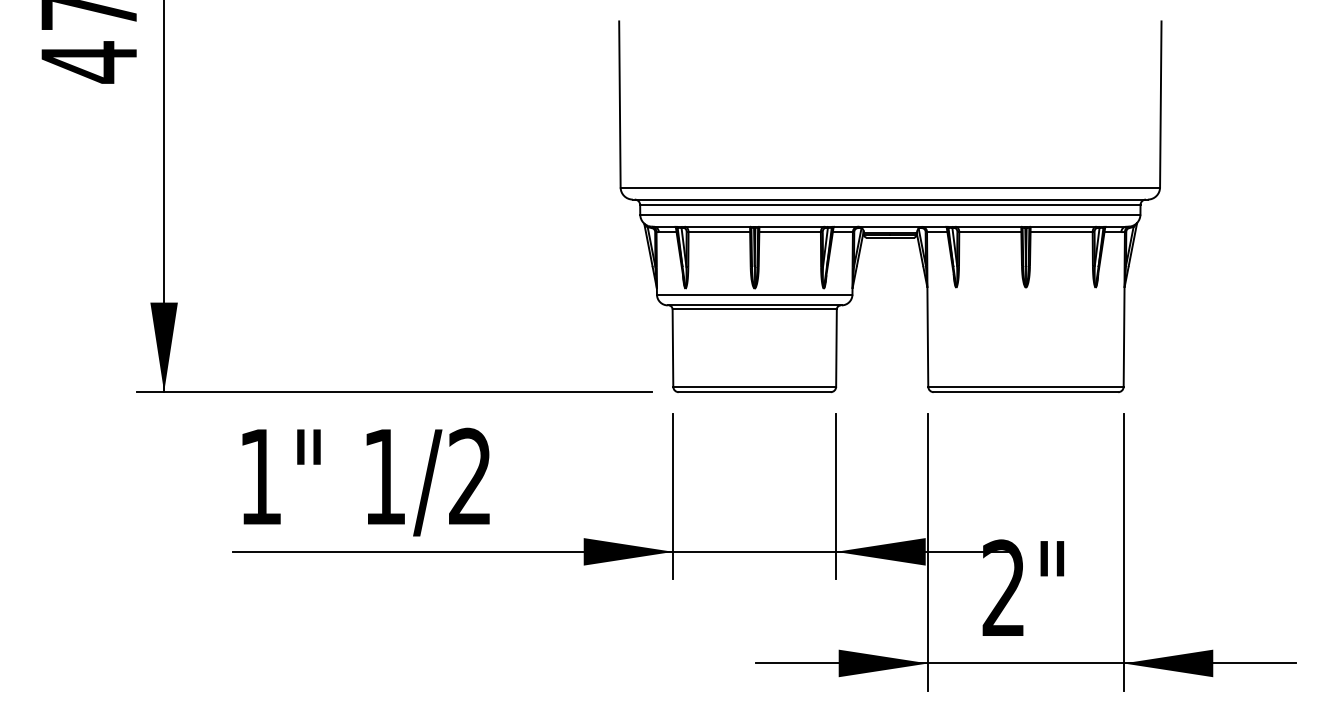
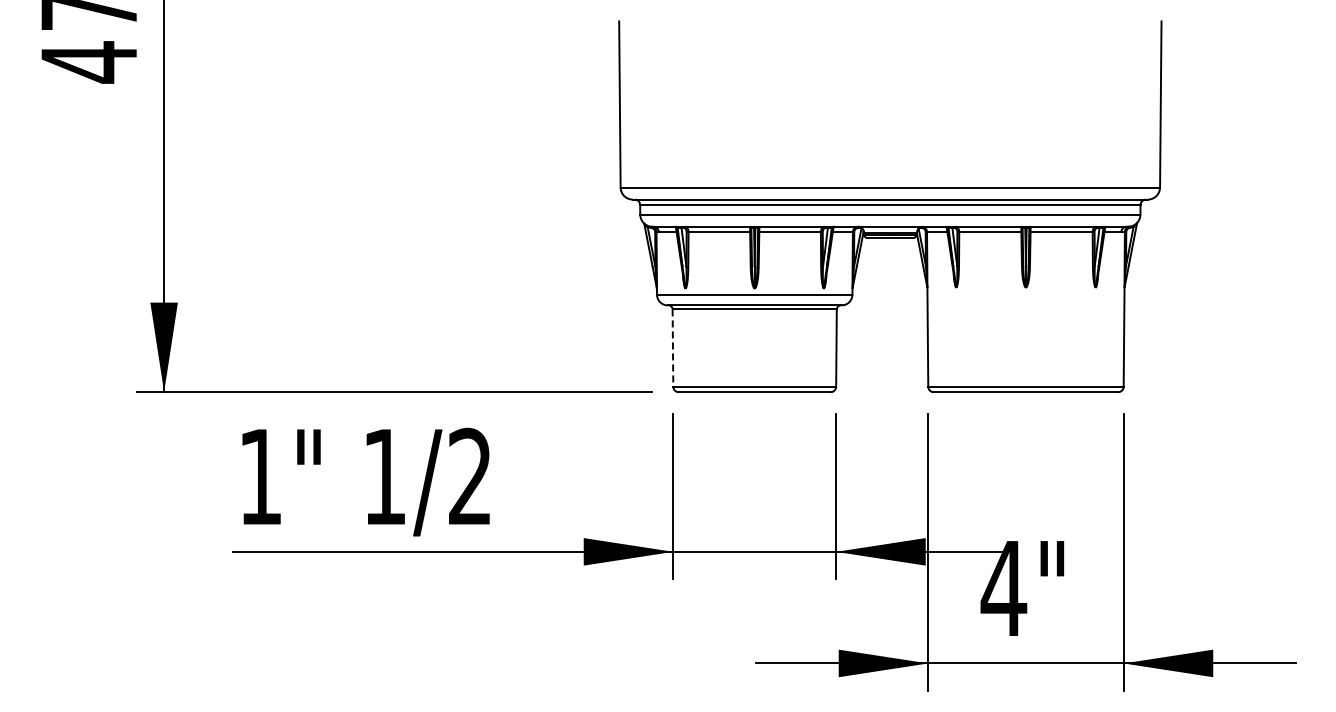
line: solid -> dashed (672, 348)
text: 2" -> 4" (1003, 587)
